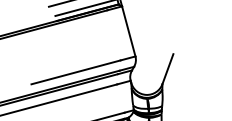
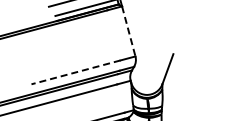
line: solid -> dashed (128, 31)
line: solid -> dashed (75, 72)
